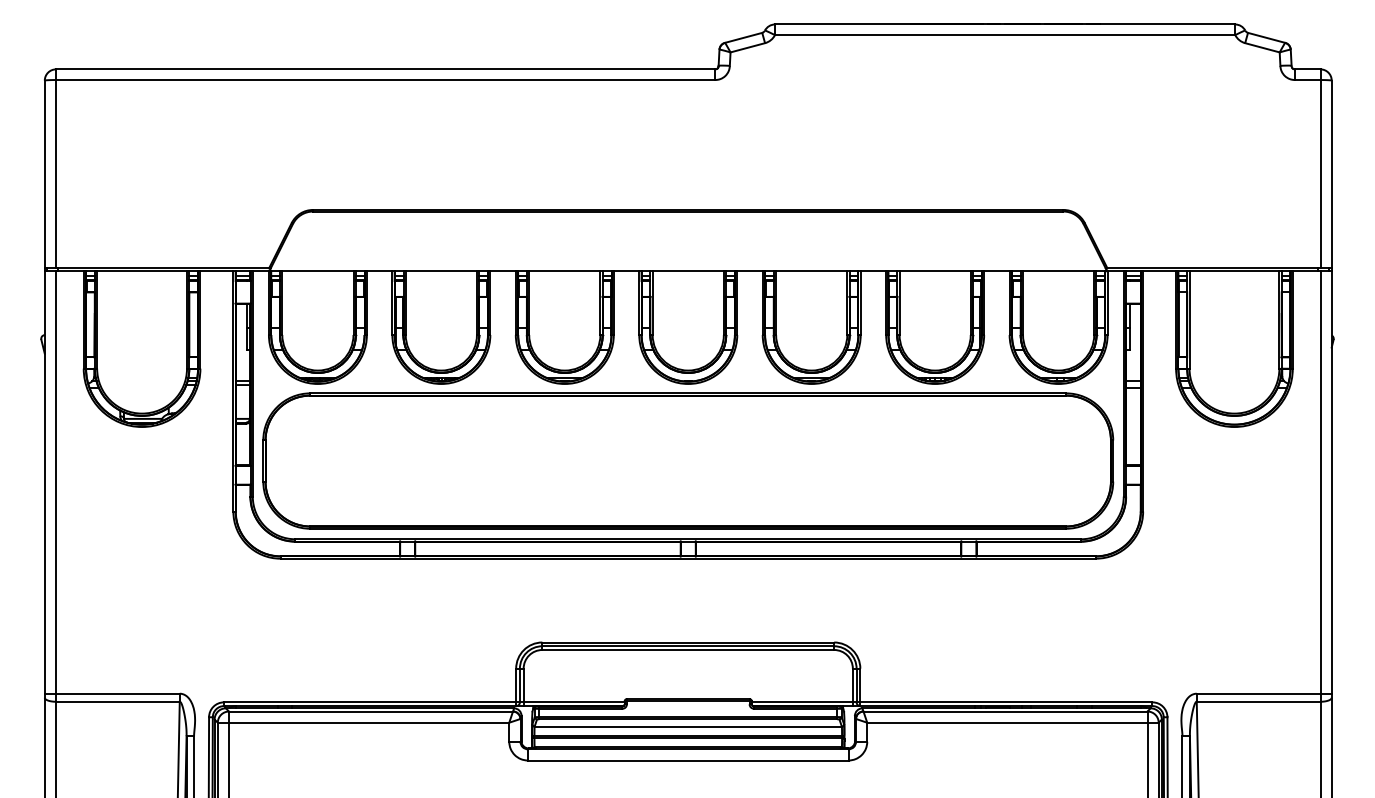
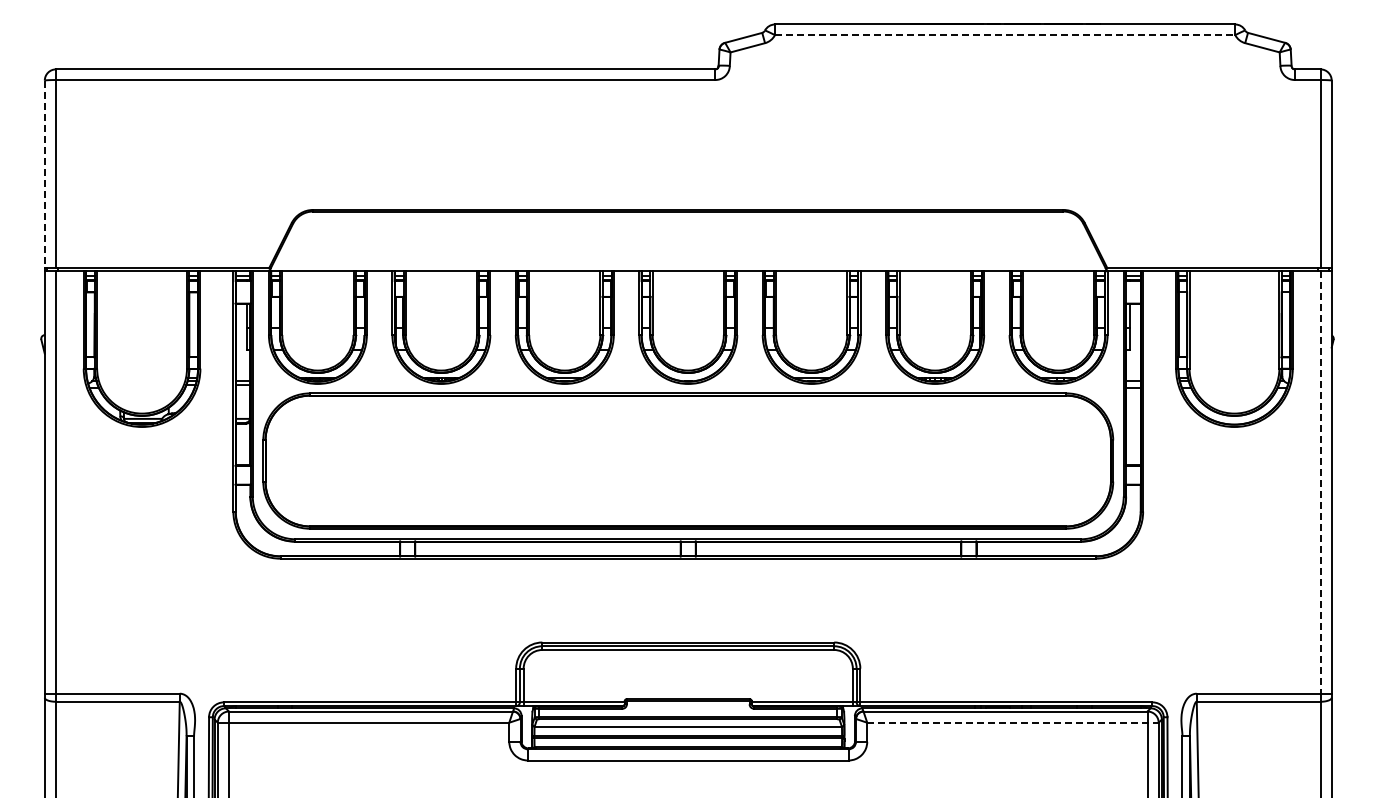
line: solid -> dashed (1005, 35)
line: solid -> dashed (44, 174)
line: solid -> dashed (1320, 483)
line: solid -> dashed (1012, 722)
